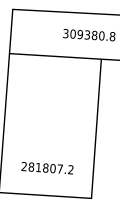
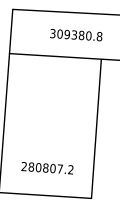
text position: (89, 35) -> (76, 35) (76, 35)
text: 281807.2 -> 280807.2 (38, 167)
